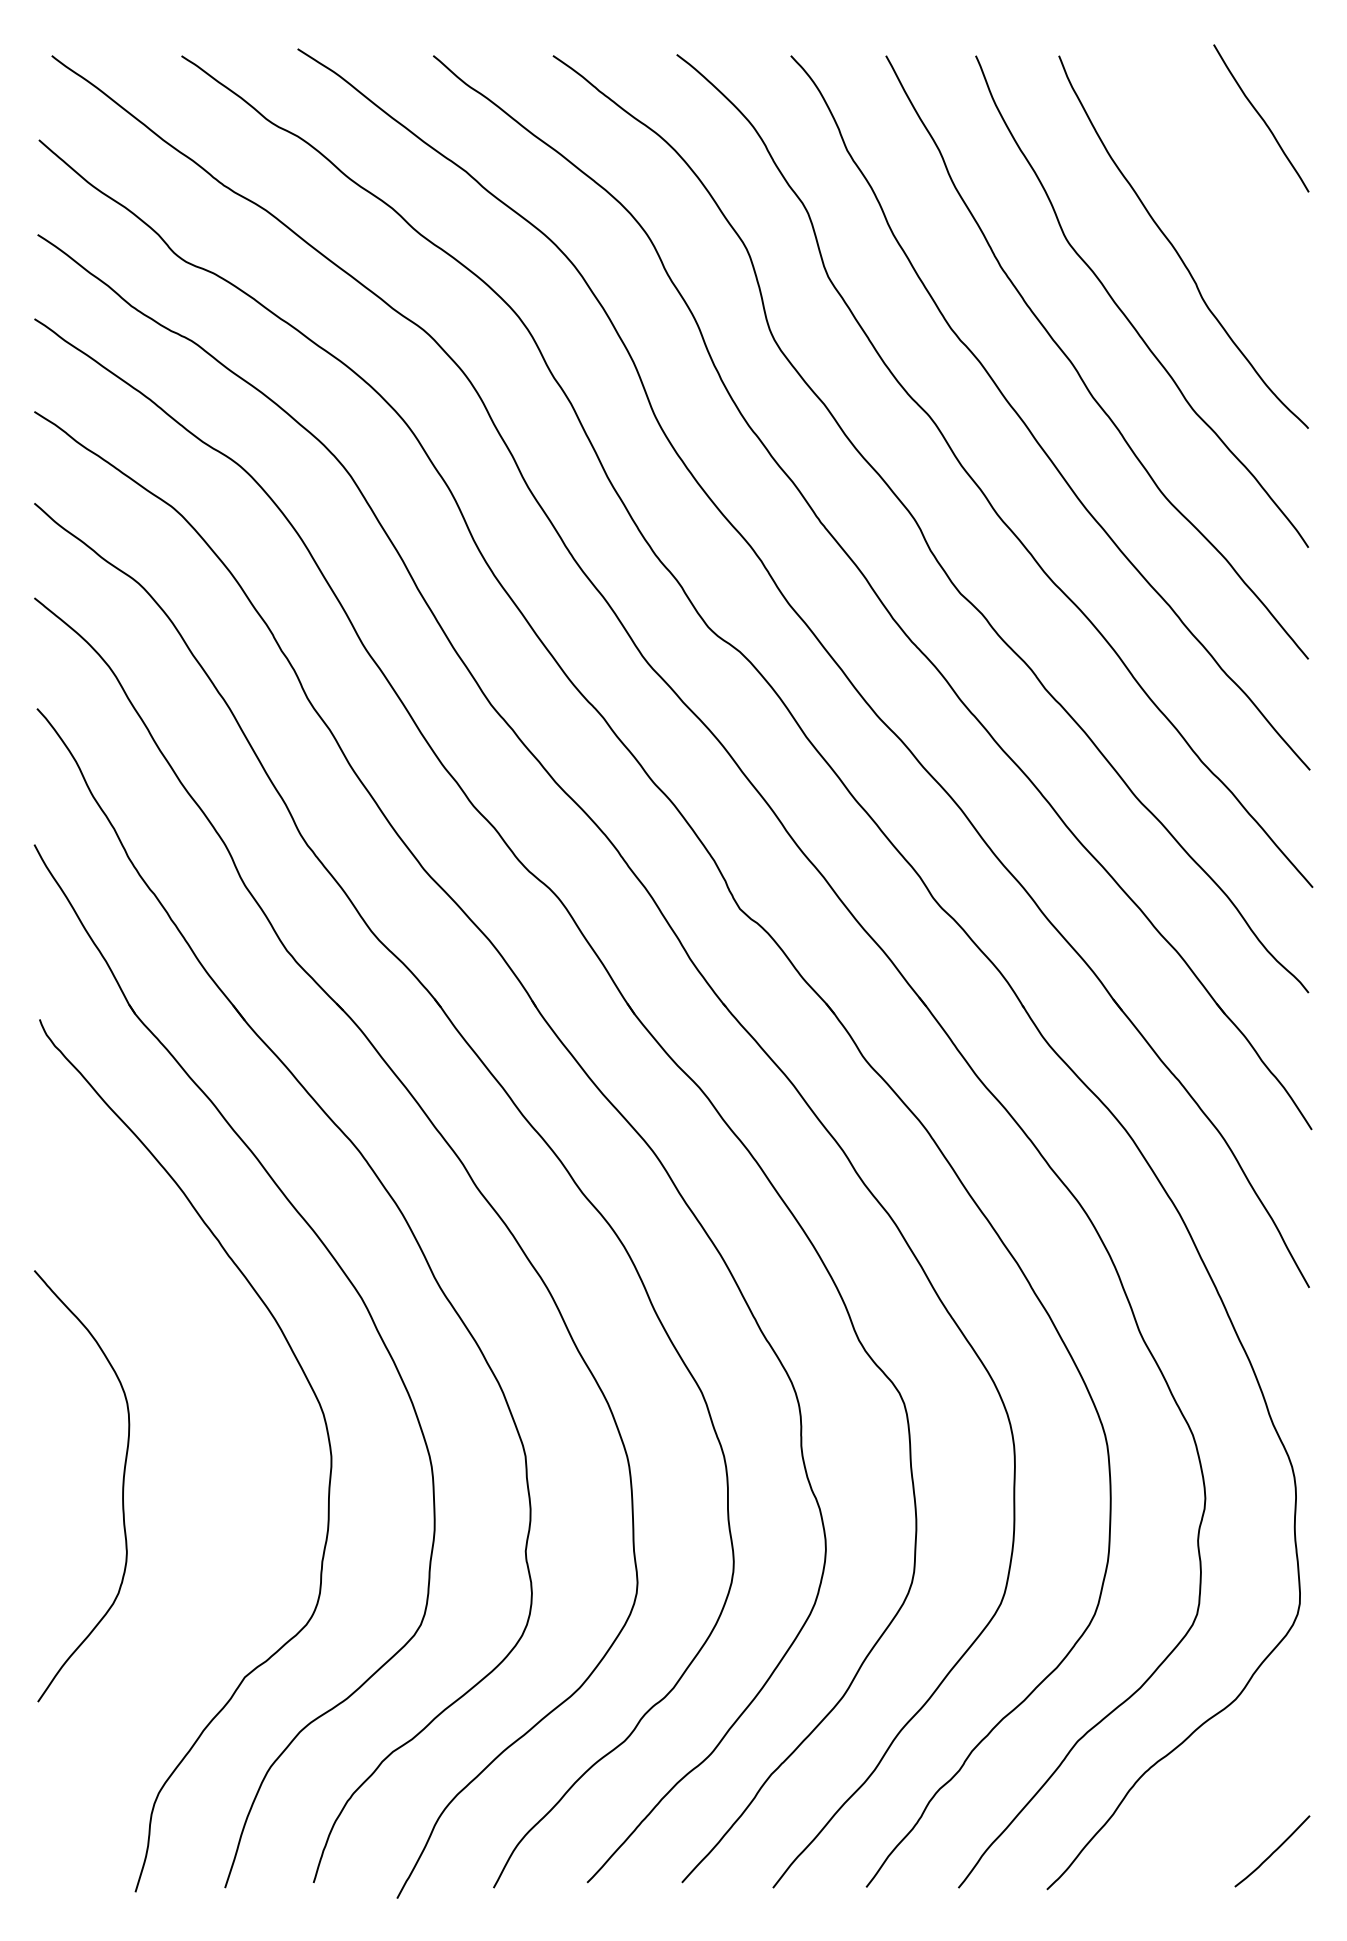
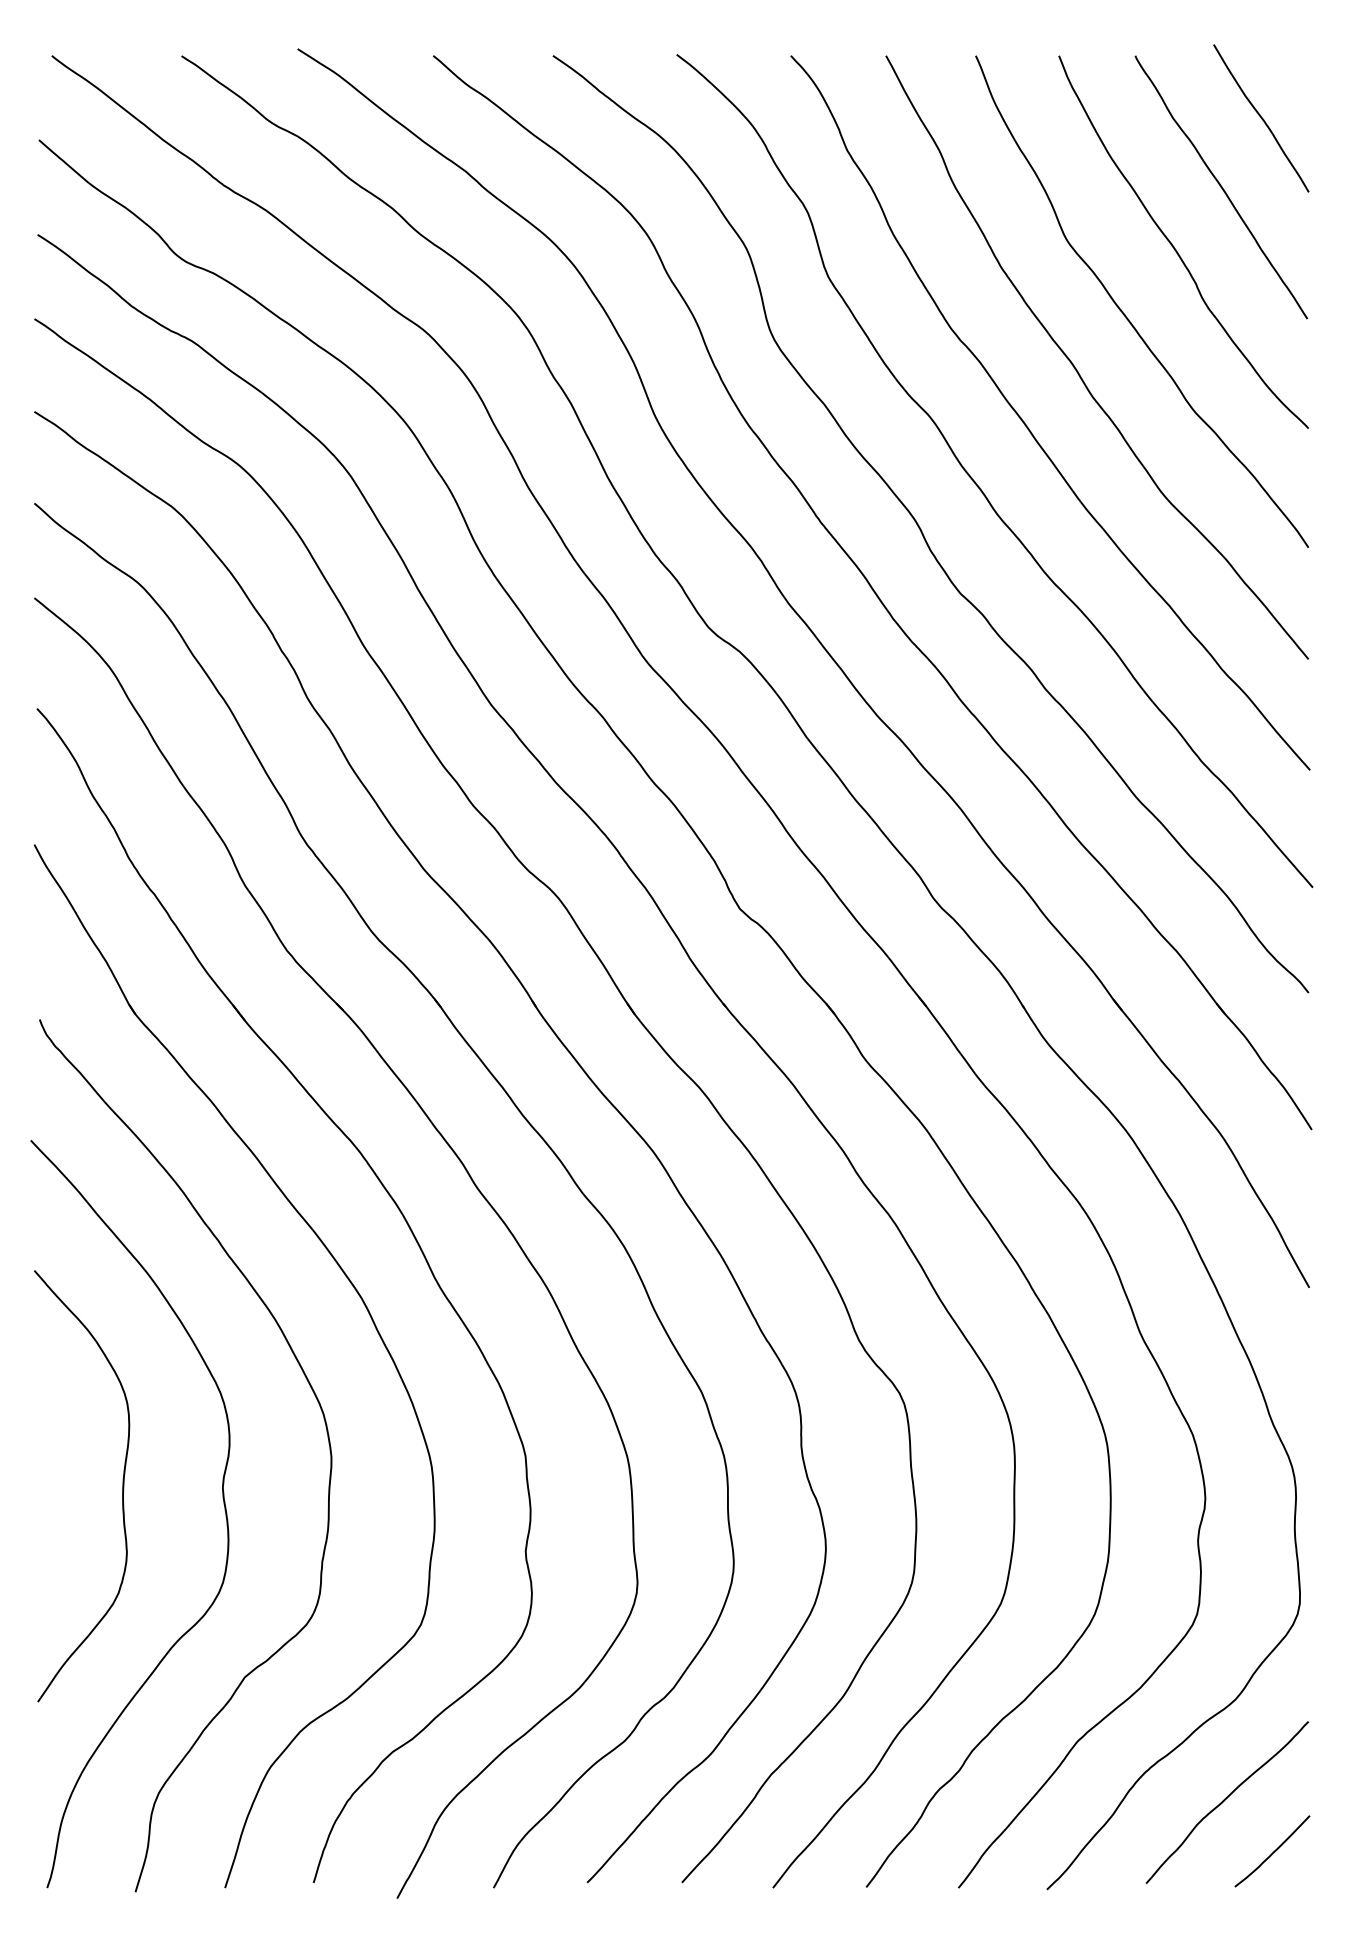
curve: none -> present (1221, 187)
curve: none -> present (222, 1498)
curve: none -> present (1225, 1800)
